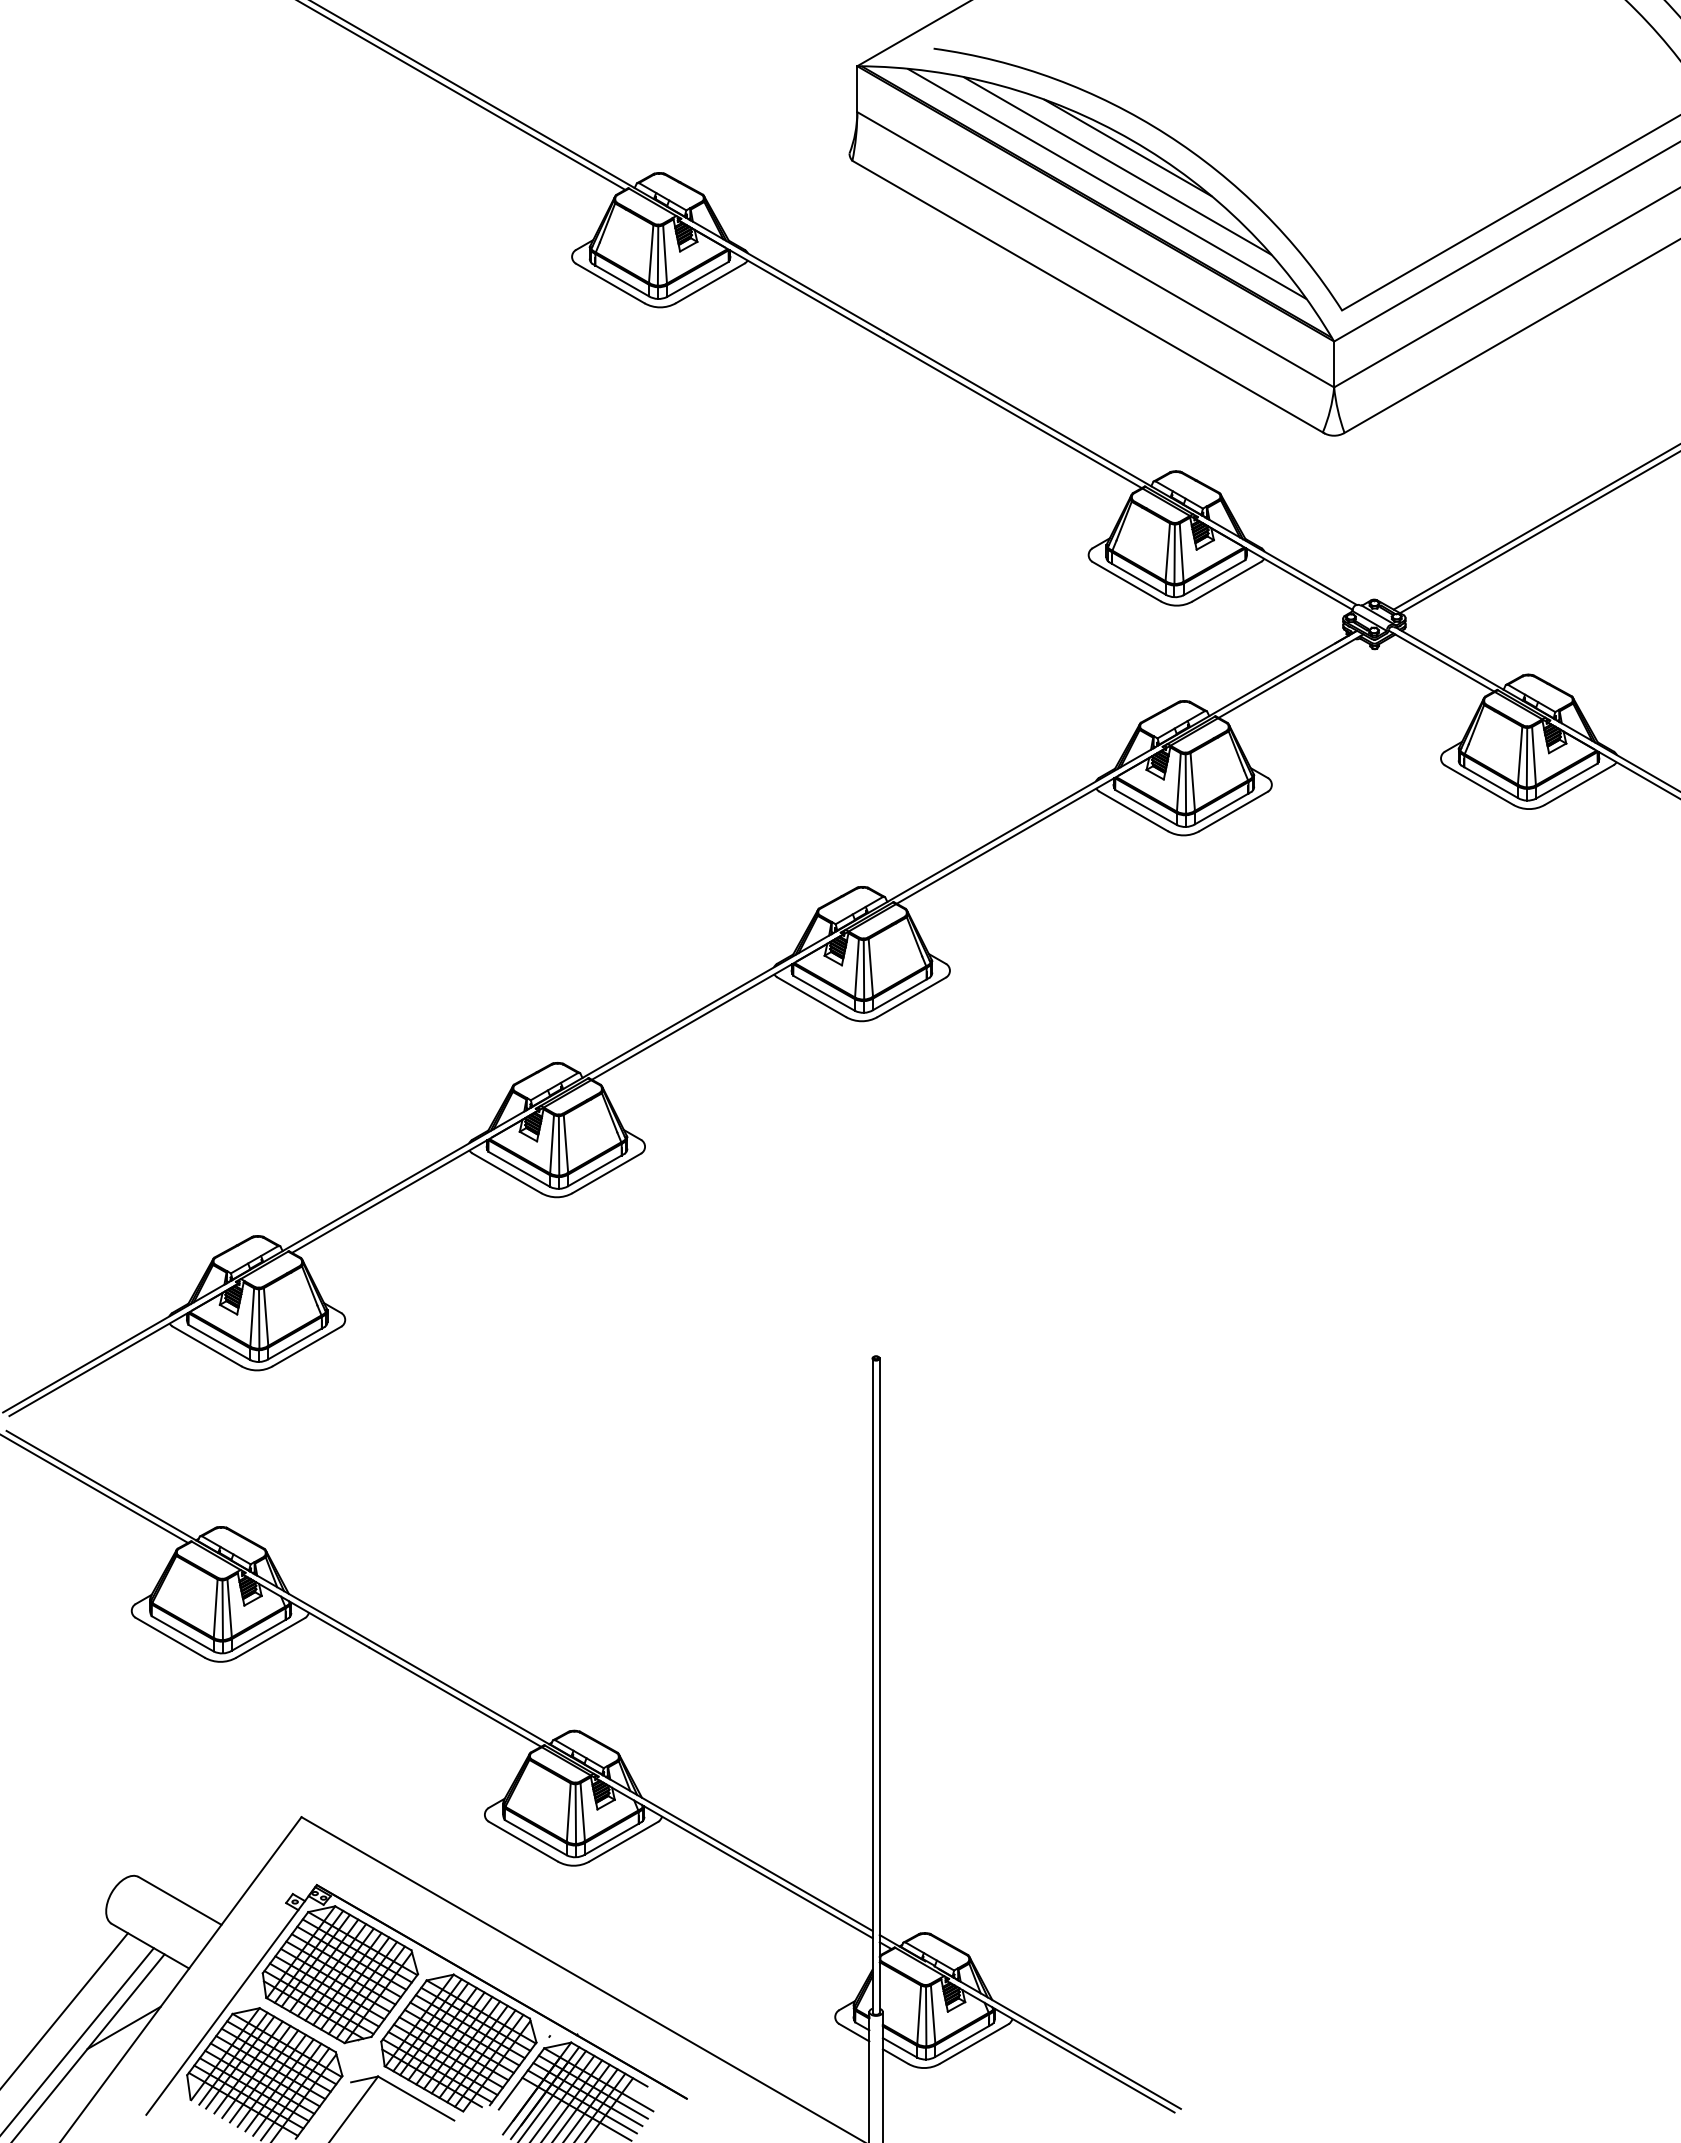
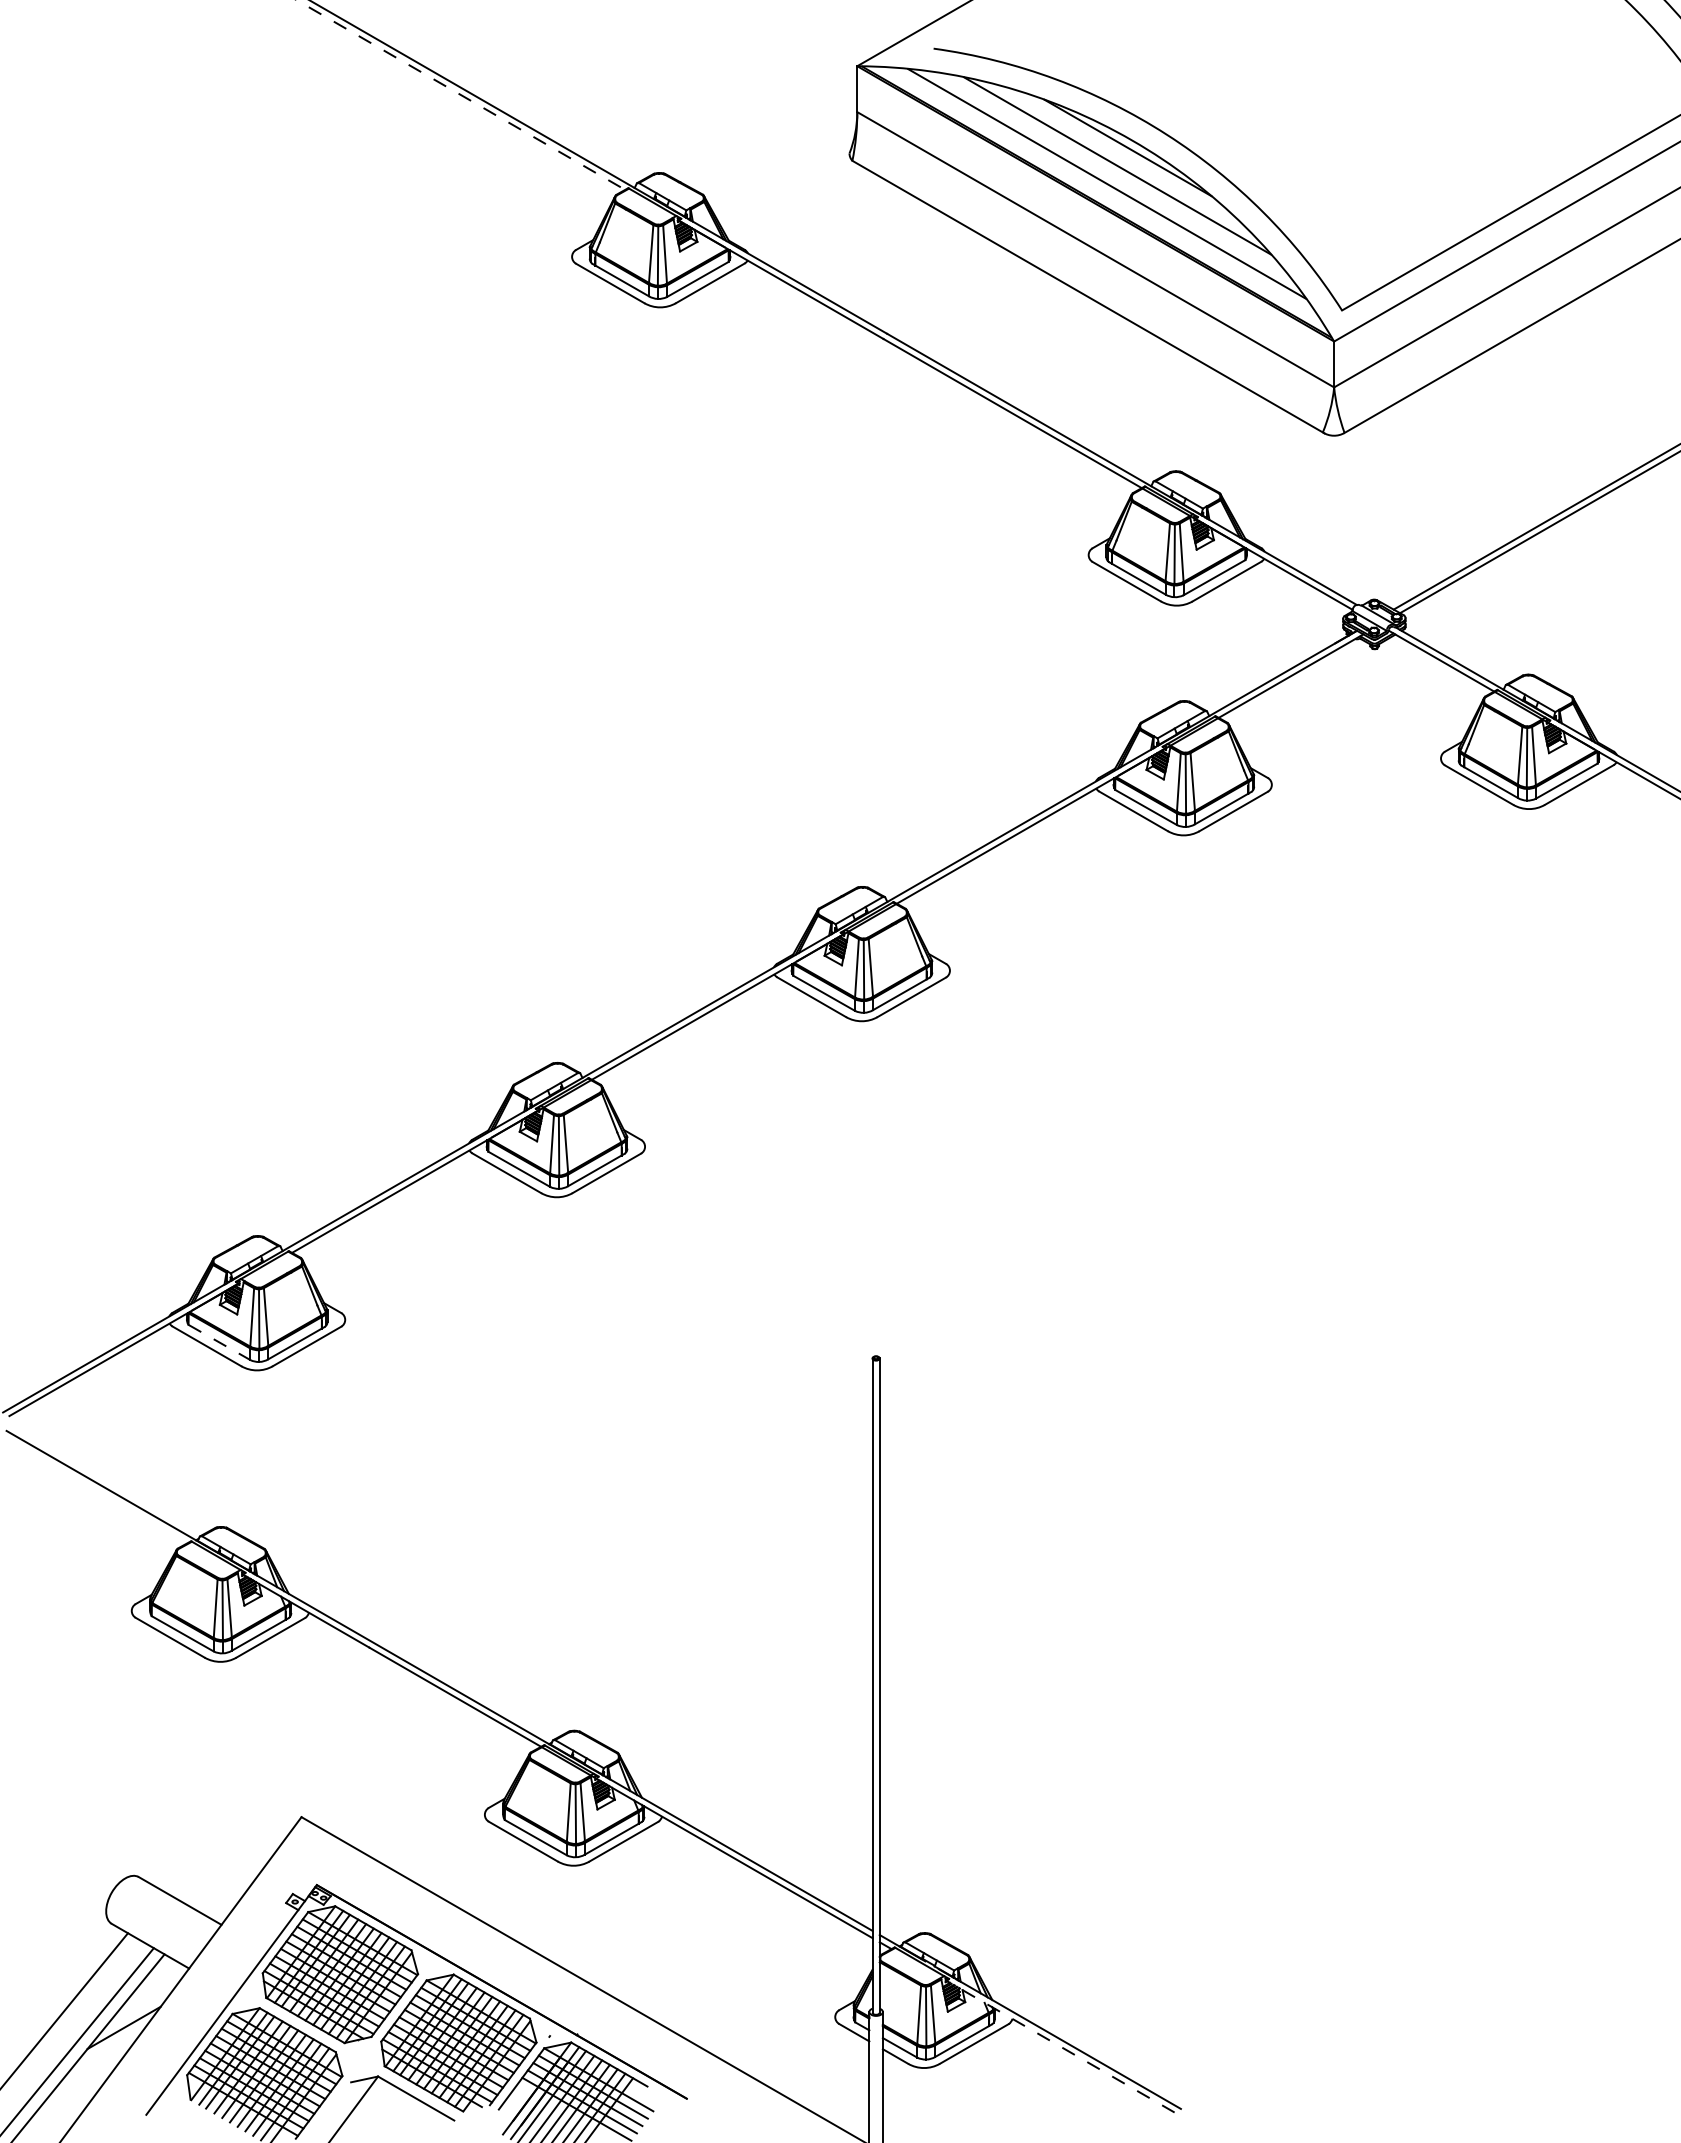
line: solid -> dashed (461, 95)
line: solid -> dashed (219, 1342)
line: present -> none (95, 1488)
line: solid -> dashed (1059, 2046)
